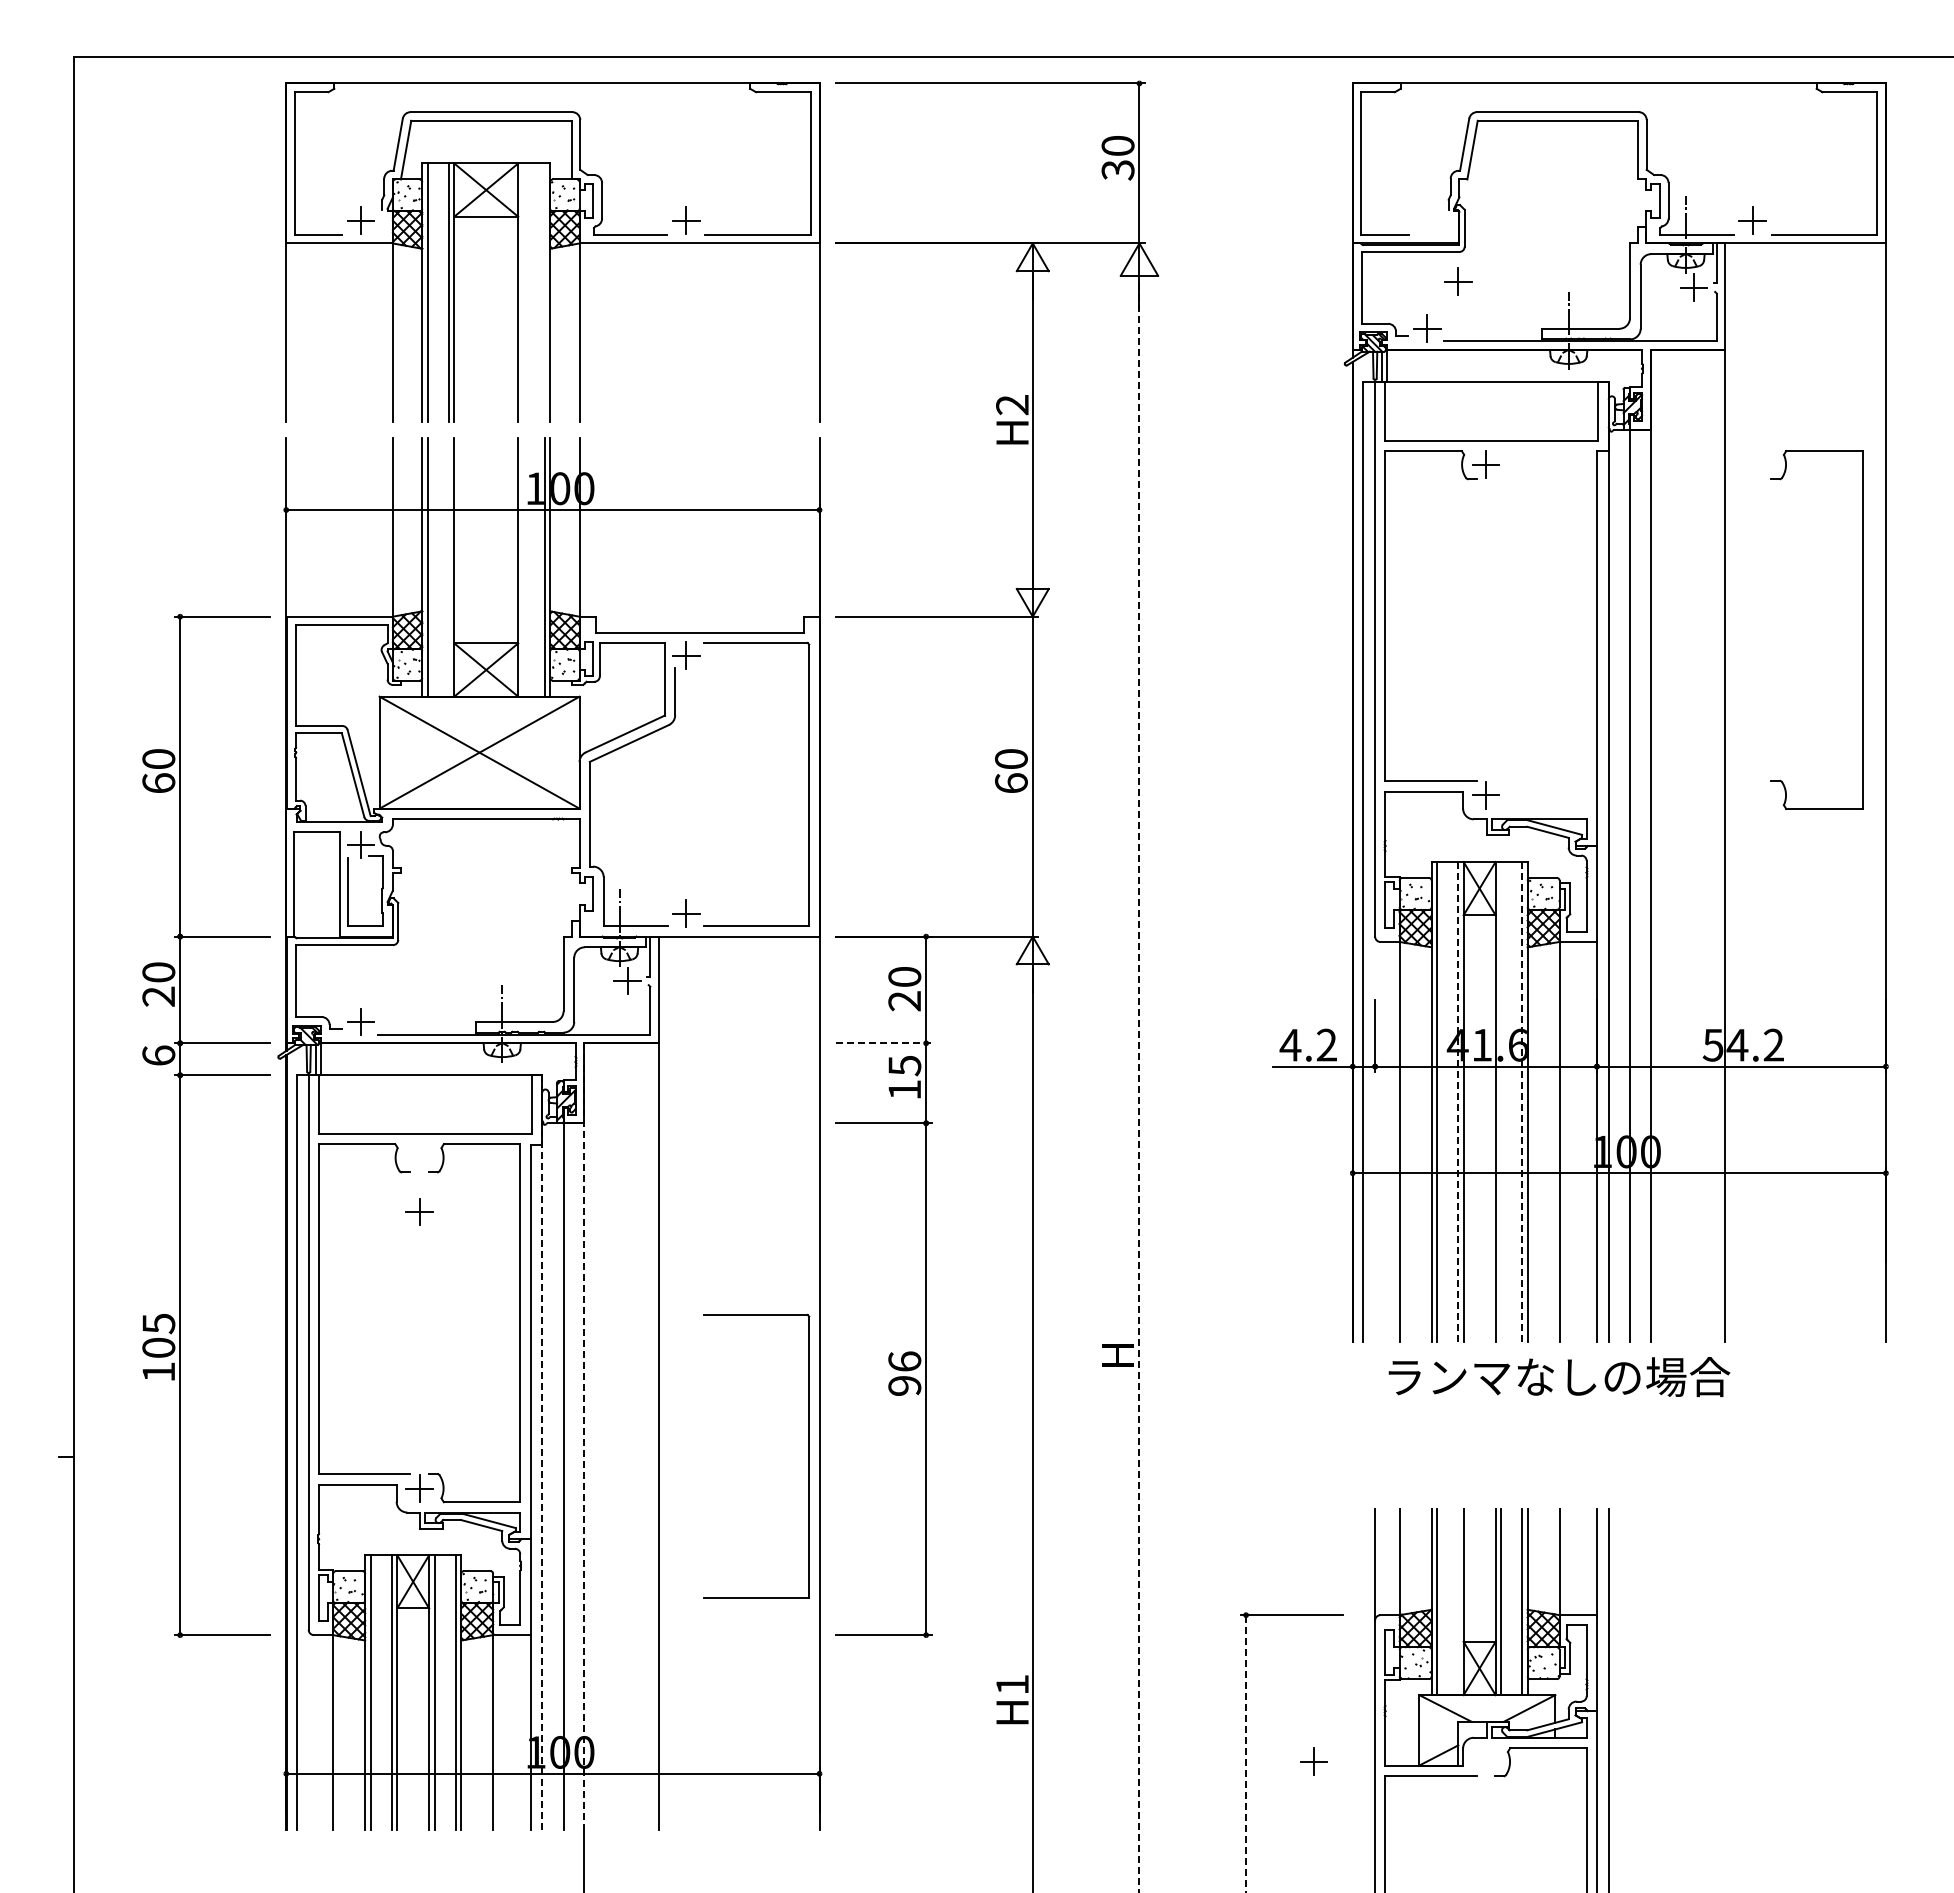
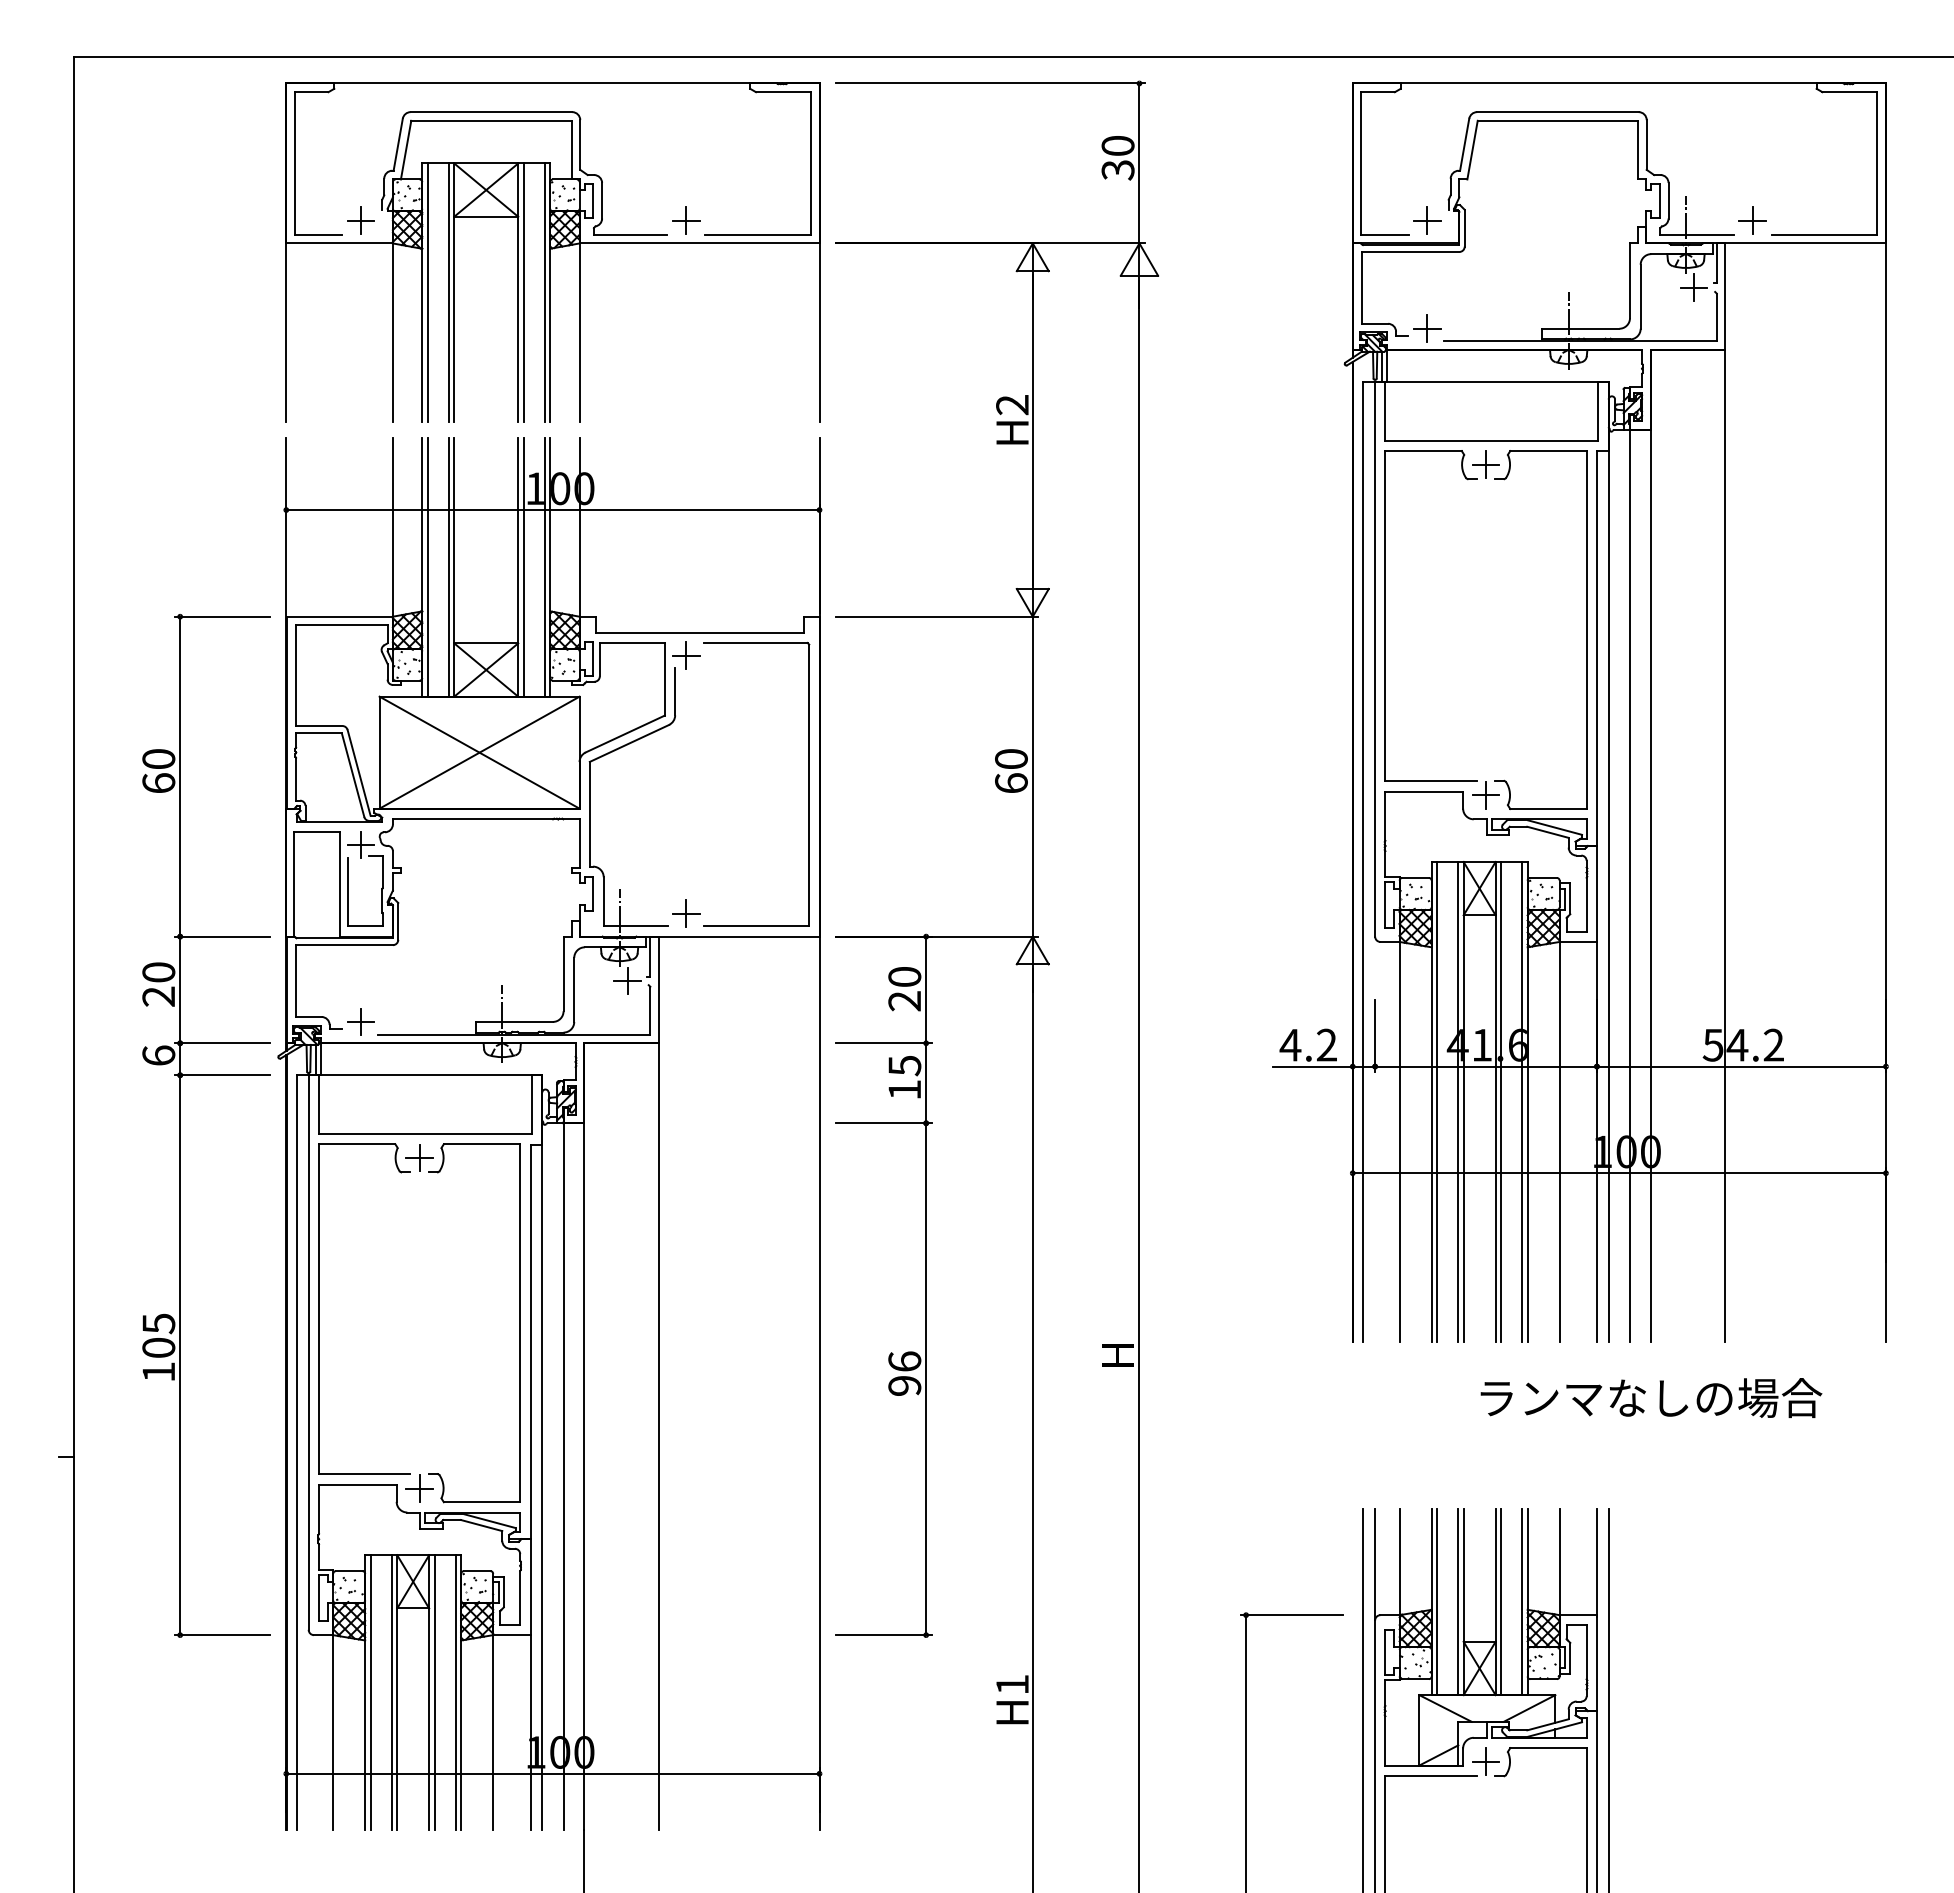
part position: (1458, 281) -> (1427, 220) (1427, 220)
line: none -> present (523, 292)
line: none -> present (544, 292)
line: none -> present (448, 567)
line: none -> present (523, 567)
part position: (1862, 629) -> (1586, 629) (1586, 629)
line: dashed -> solid (883, 1043)
line: dashed -> solid (1139, 1086)
line: dashed -> solid (1458, 1101)
line: none -> present (1500, 1101)
line: dashed -> solid (1522, 1101)
part position: (419, 1211) -> (419, 1157) (419, 1157)
text position: (1559, 1376) -> (1651, 1397) (1651, 1397)
line: dashed -> solid (584, 1437)
line: dashed -> solid (542, 1453)
part: present -> none (808, 1455)
line: none -> present (1458, 1601)
line: none -> present (1363, 1698)
line: dashed -> solid (1246, 1753)
part position: (1313, 1761) -> (1485, 1761) (1485, 1761)
